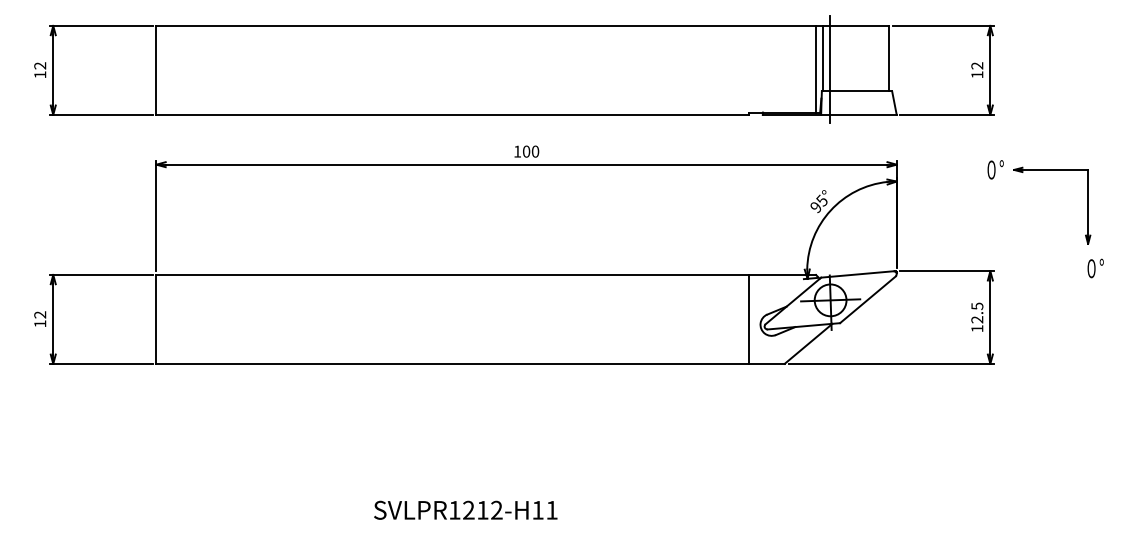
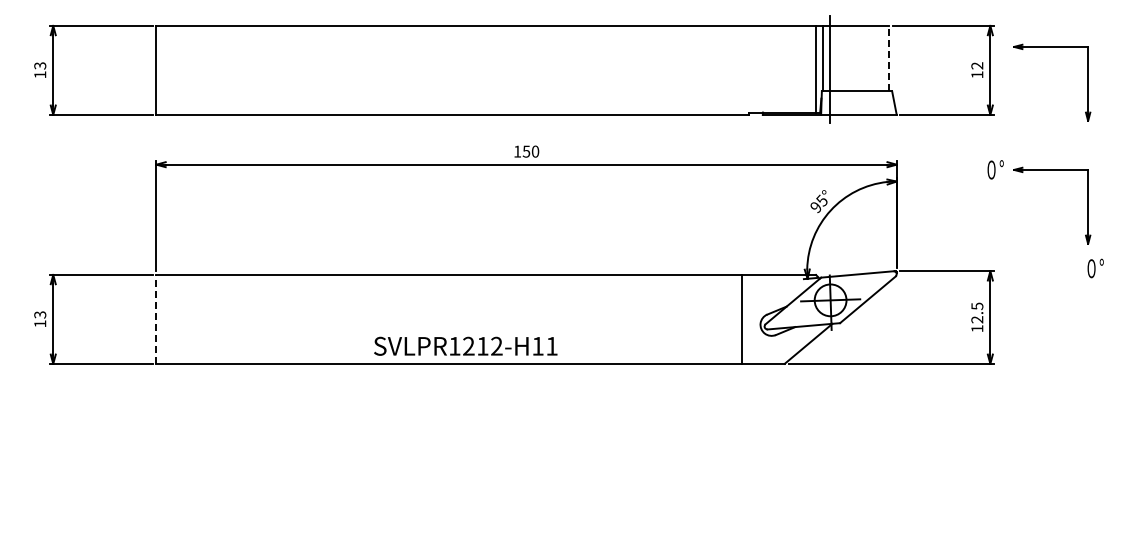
part: none -> present (1052, 47)
line: solid -> dashed (889, 58)
text: 12 -> 13 (40, 65)
text: 100 -> 150 (526, 151)
text: 12 -> 13 (40, 314)
line: solid -> dashed (156, 318)
line position: (748, 318) -> (741, 318) (741, 318)
text position: (465, 509) -> (465, 345) (465, 345)
